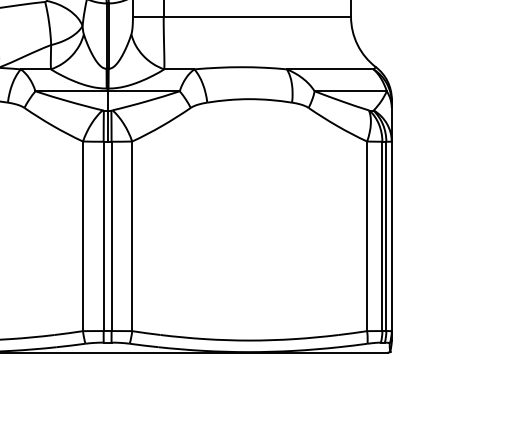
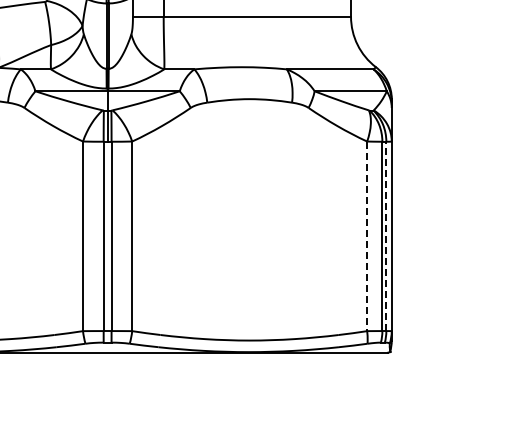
line: solid -> dashed (367, 236)
line: solid -> dashed (386, 236)
